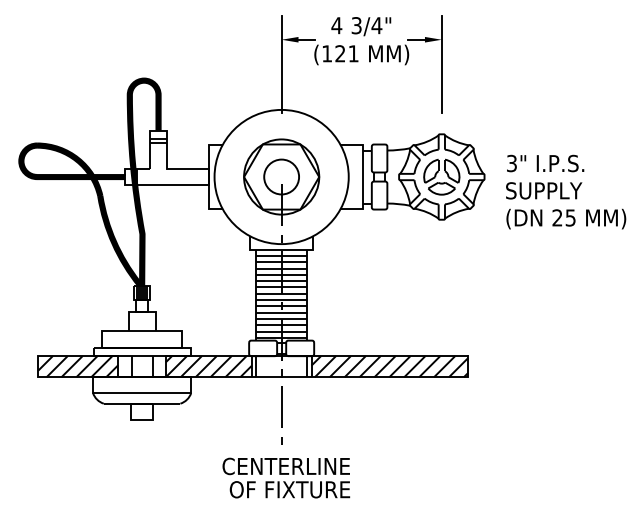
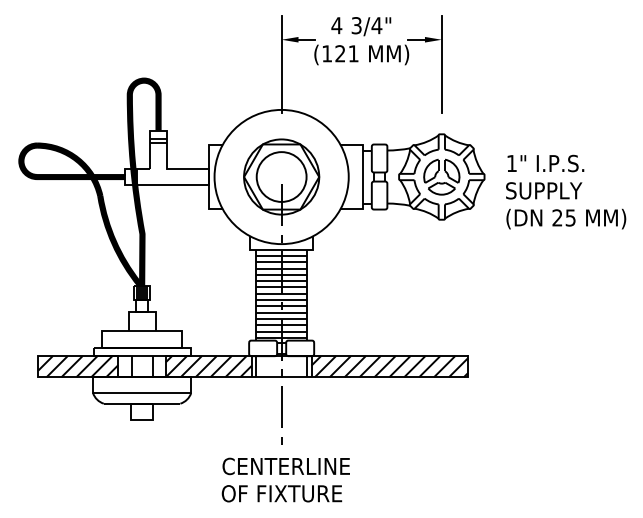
text: 3" -> 1" (511, 163)
circle diameter: 35 px -> 50 px (281, 176)
text position: (289, 489) -> (281, 493) (281, 493)
